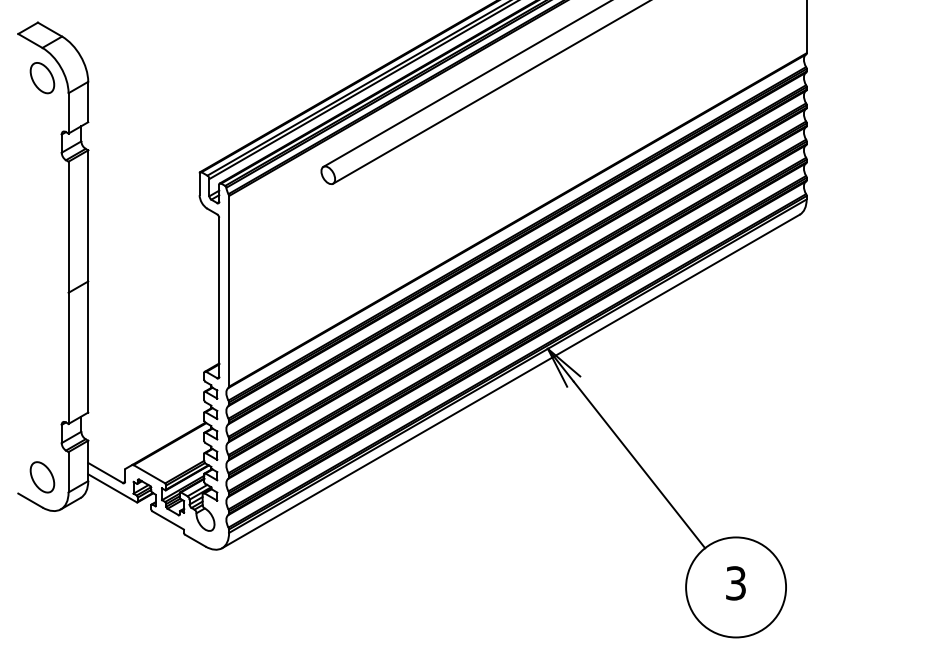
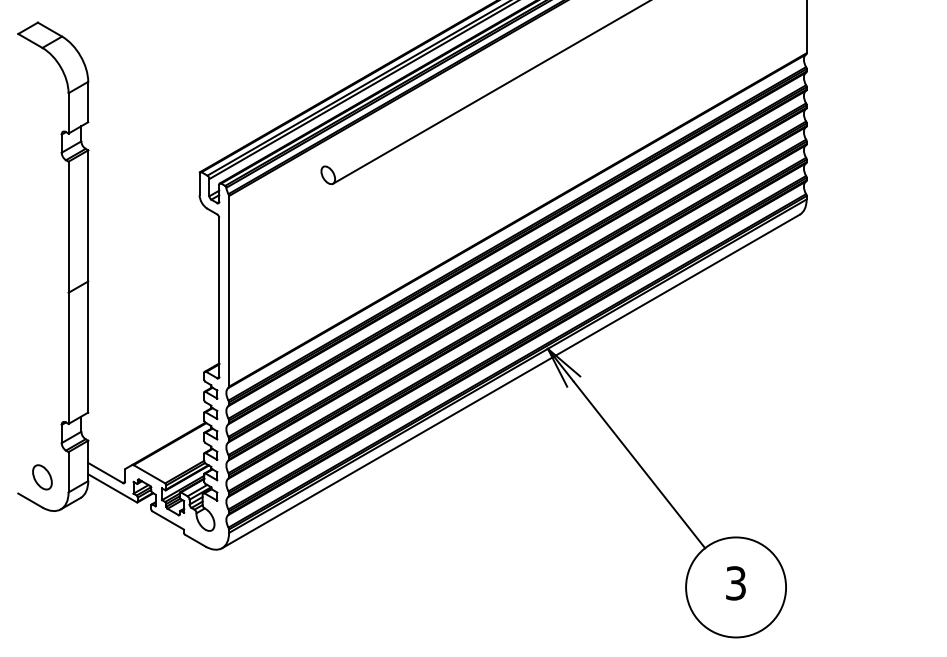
part: present -> none (42, 78)
line: present -> none (465, 84)
part size: 27x33 px -> 21x27 px (42, 477)
